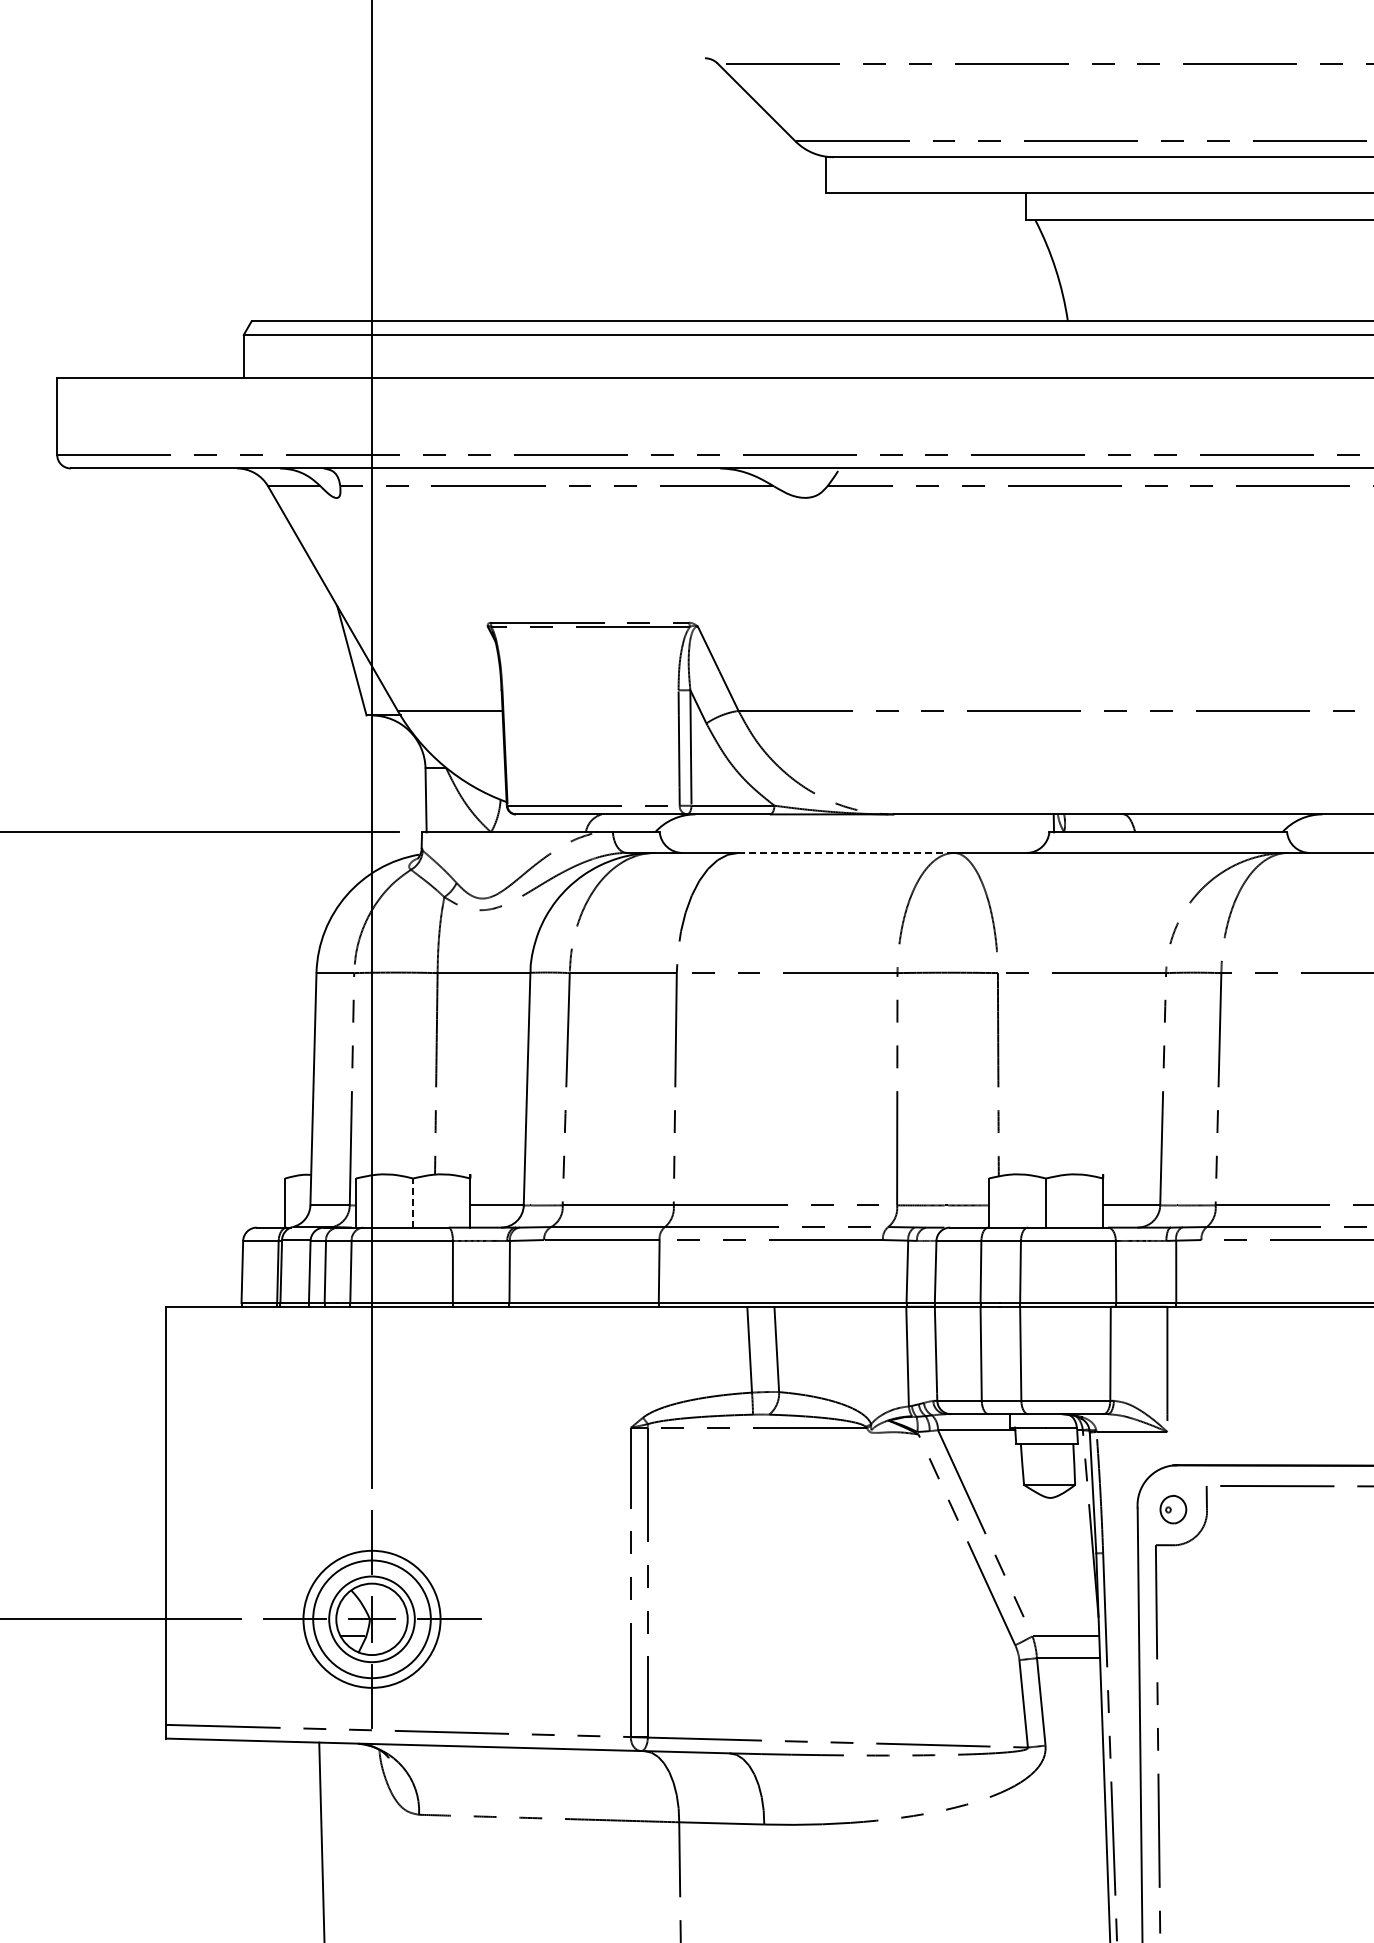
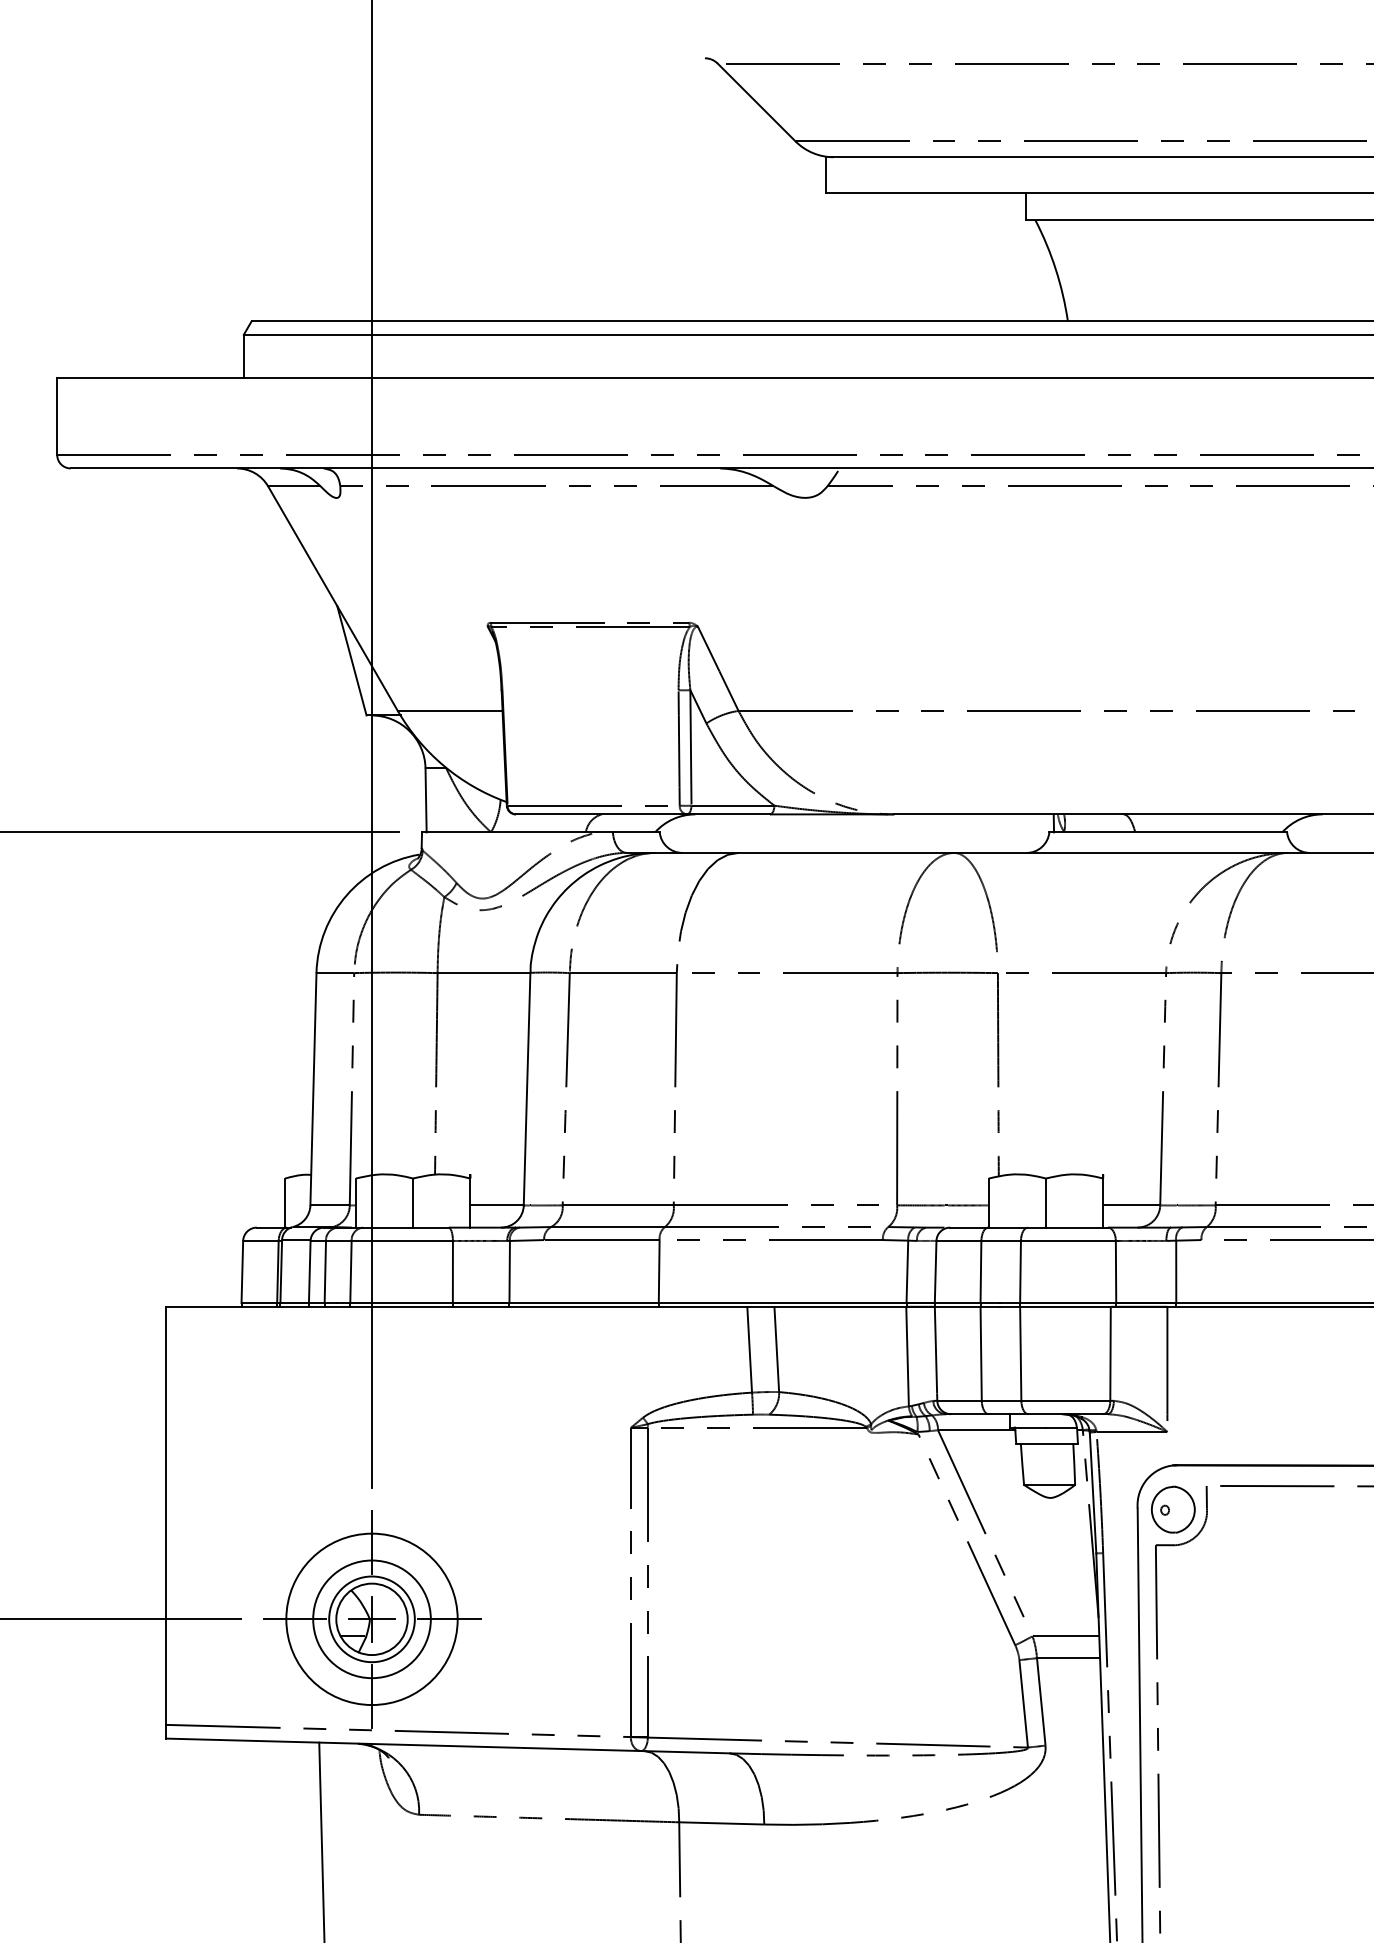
line: dashed -> solid (846, 852)
line: dashed -> solid (413, 1203)
part size: 29x31 px -> 45x49 px (1173, 1509)
circle diameter: 137 px -> 171 px (371, 1619)
